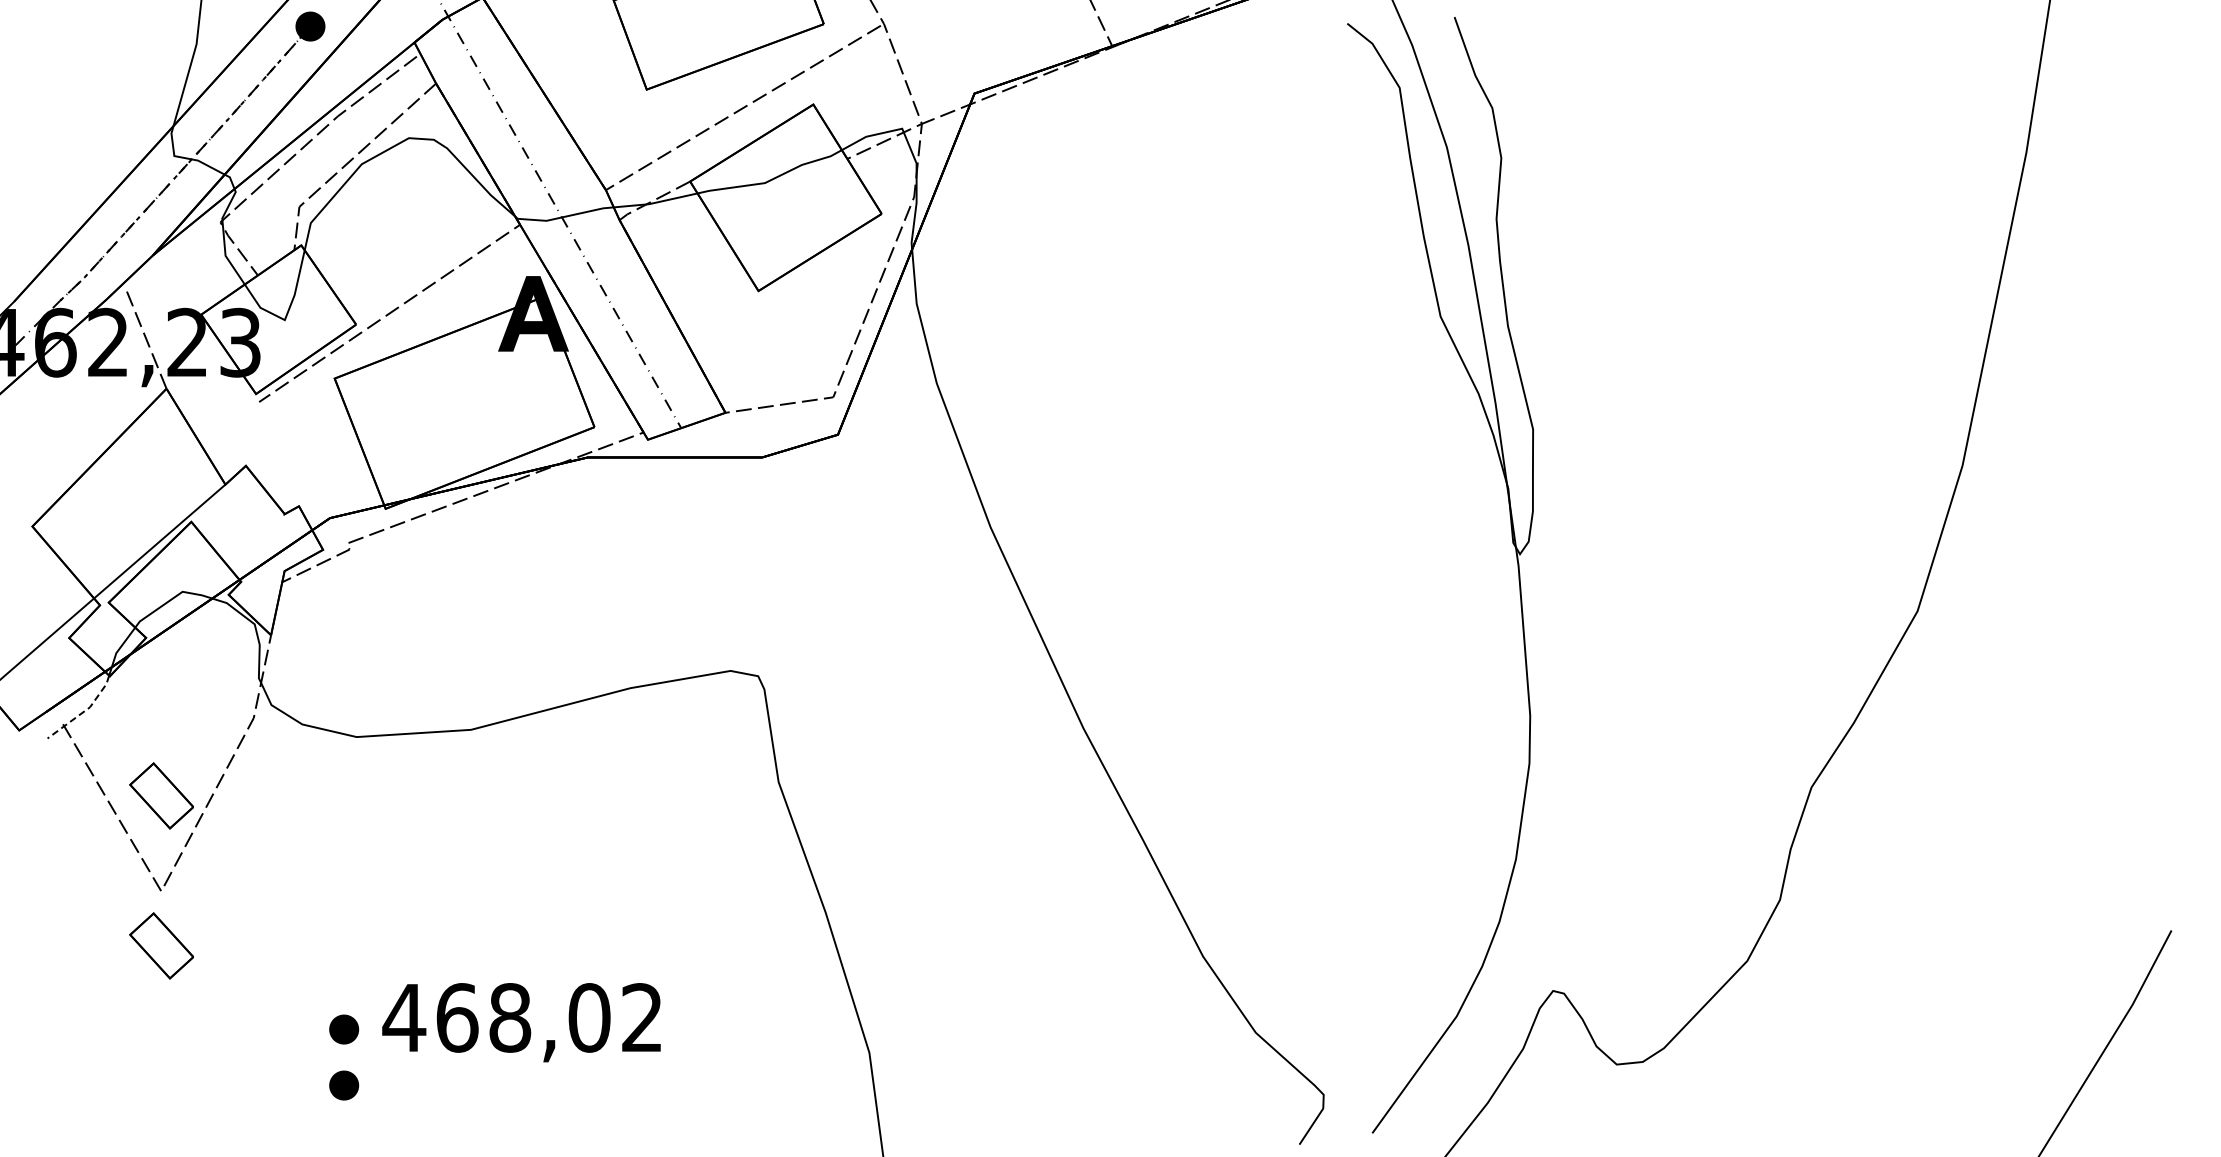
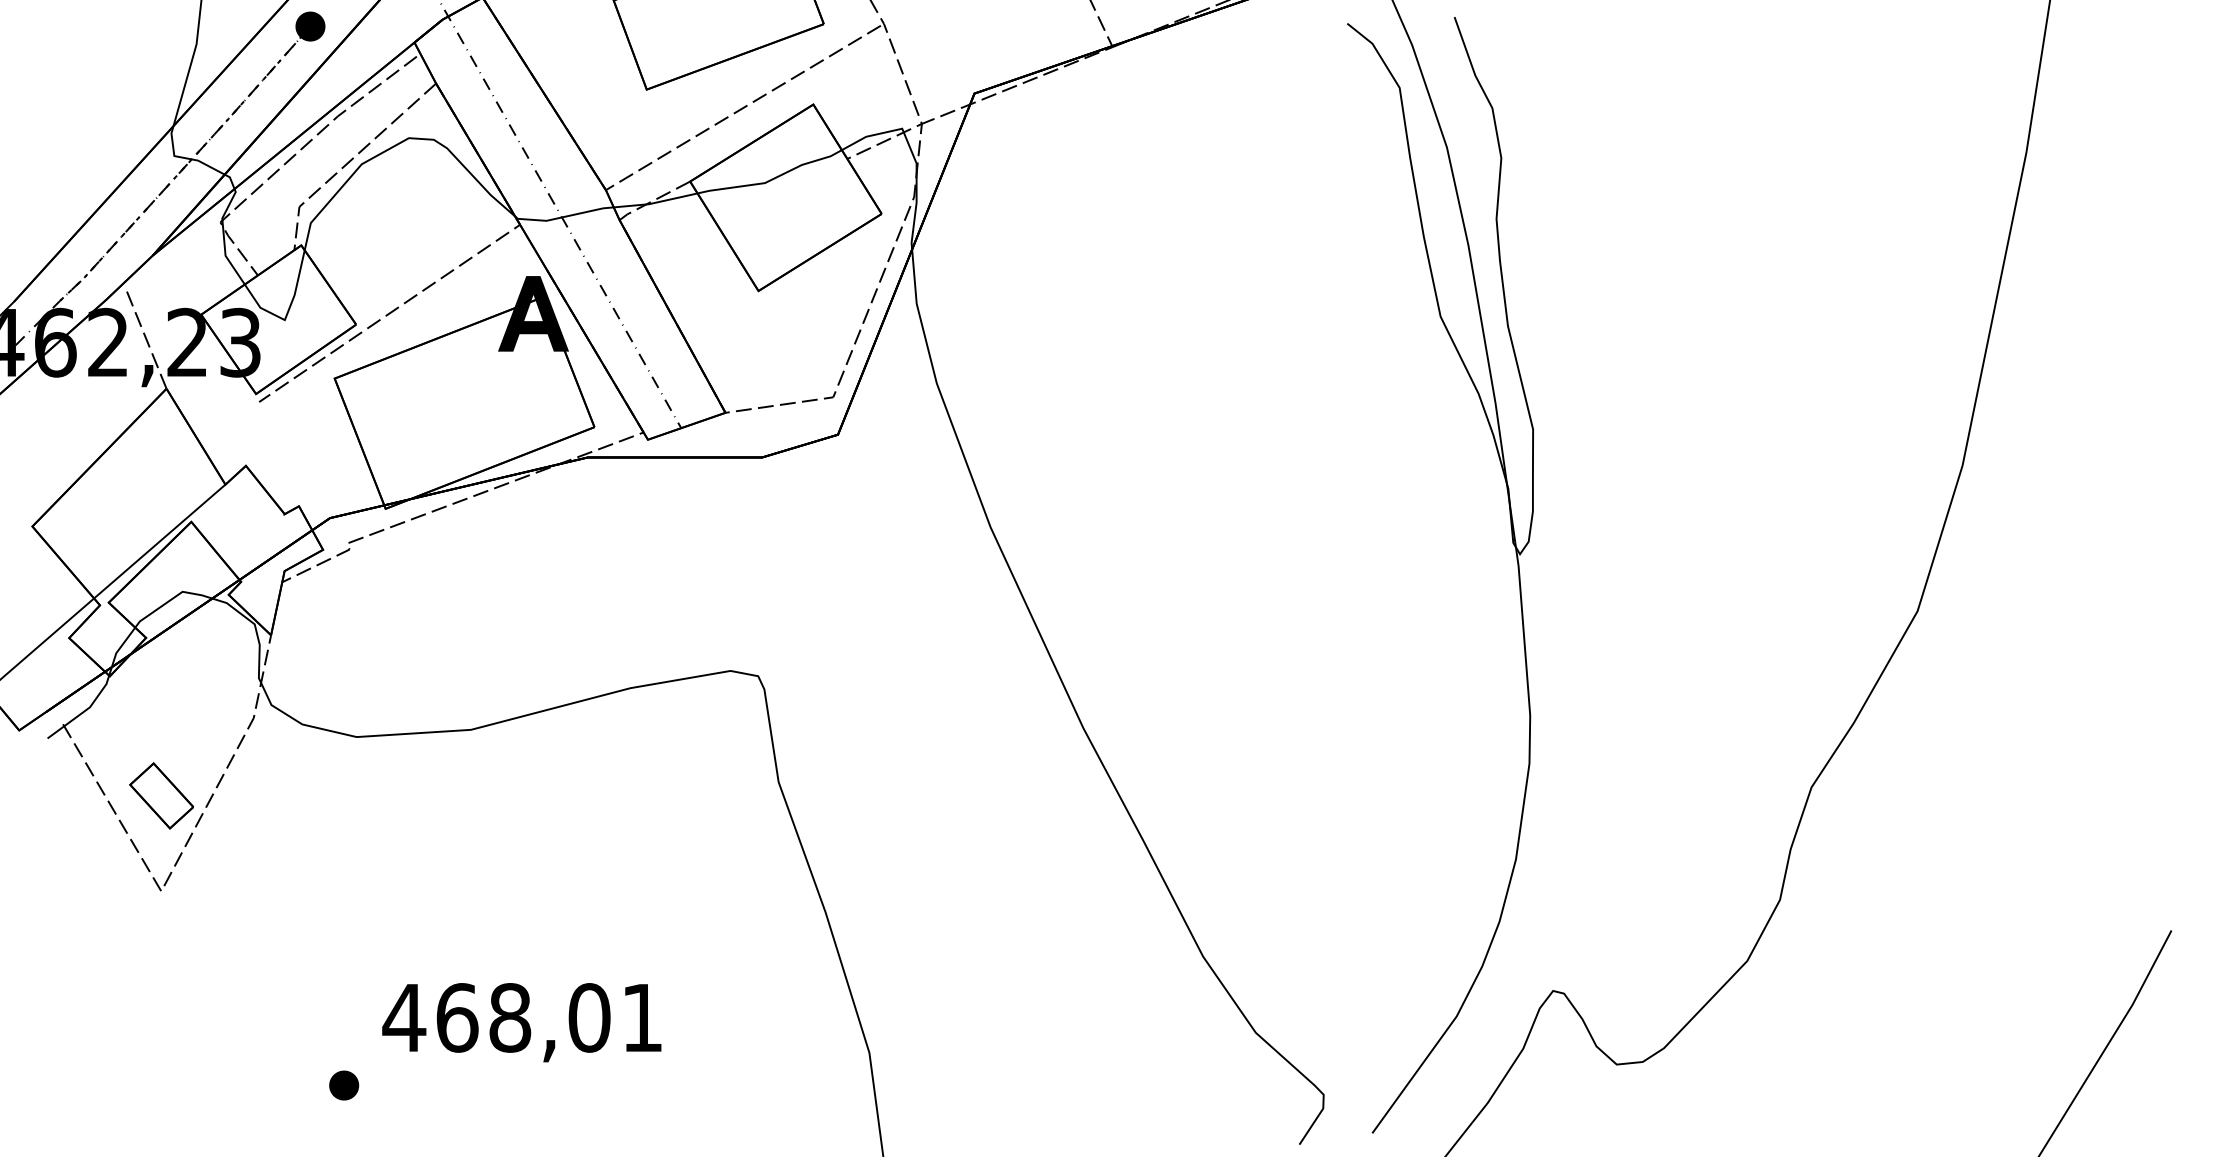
line: dashed -> solid (84, 711)
part: present -> none (161, 945)
text: 468,02 -> 468,01 (641, 1017)
part: present -> none (344, 1029)
